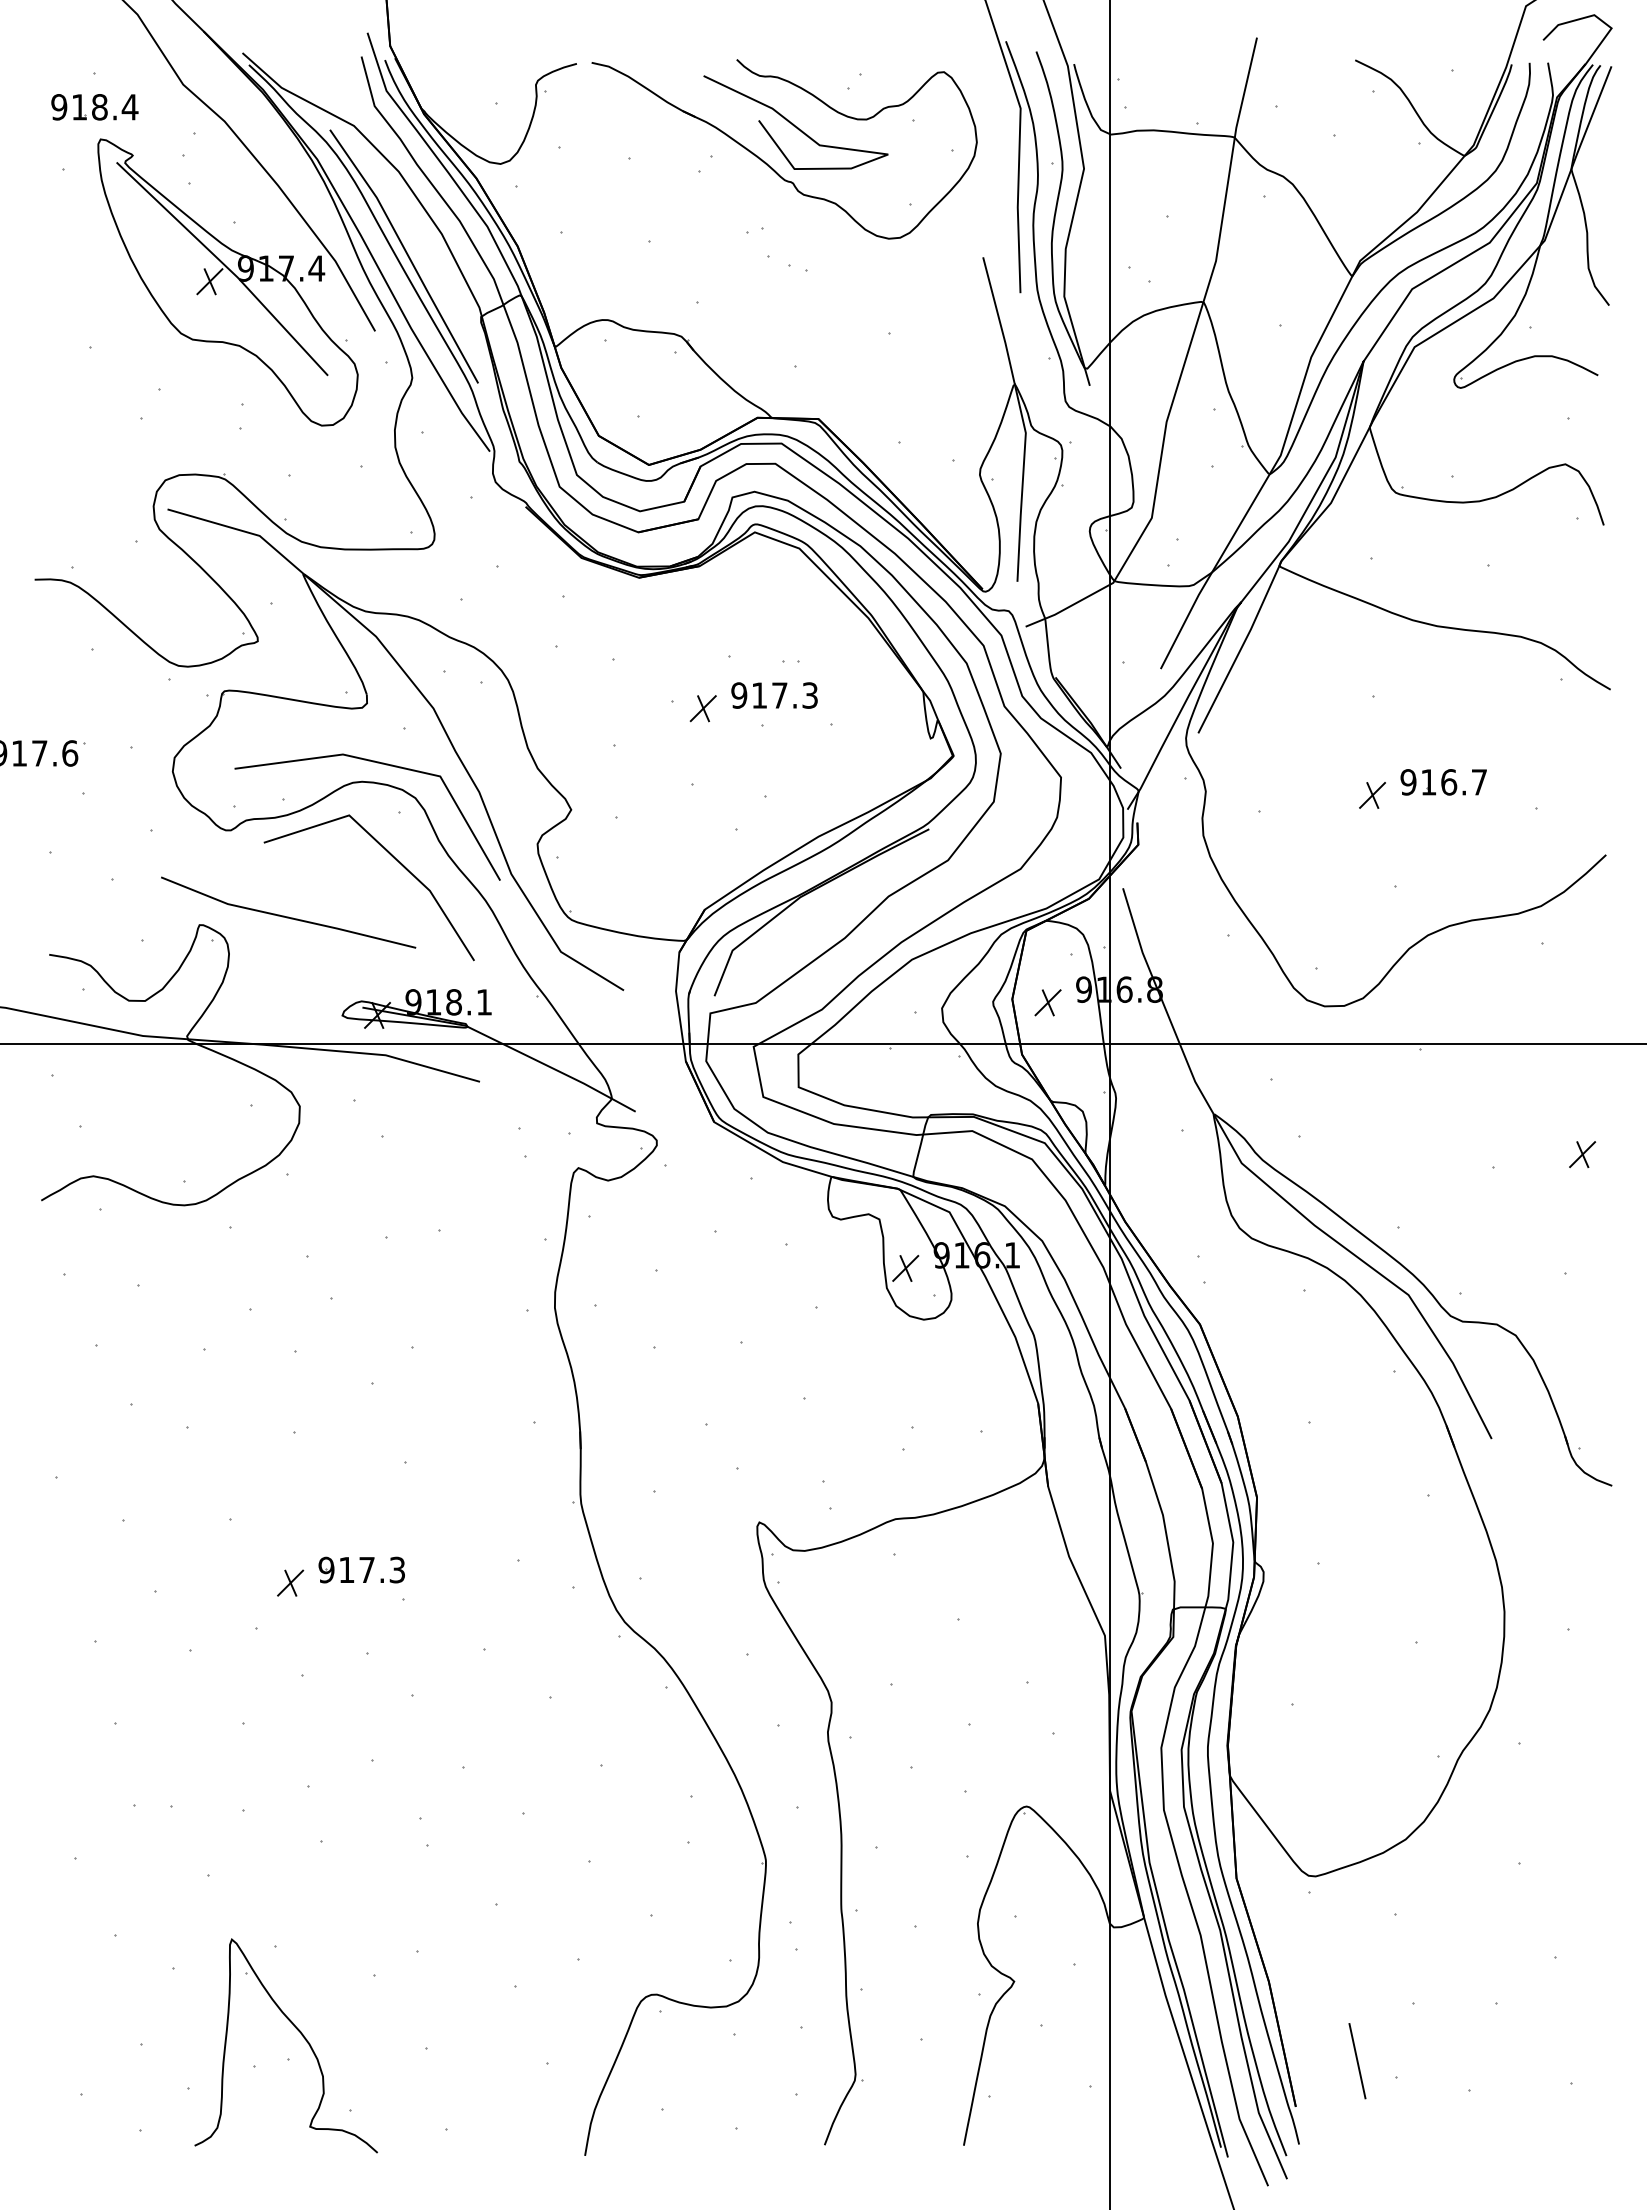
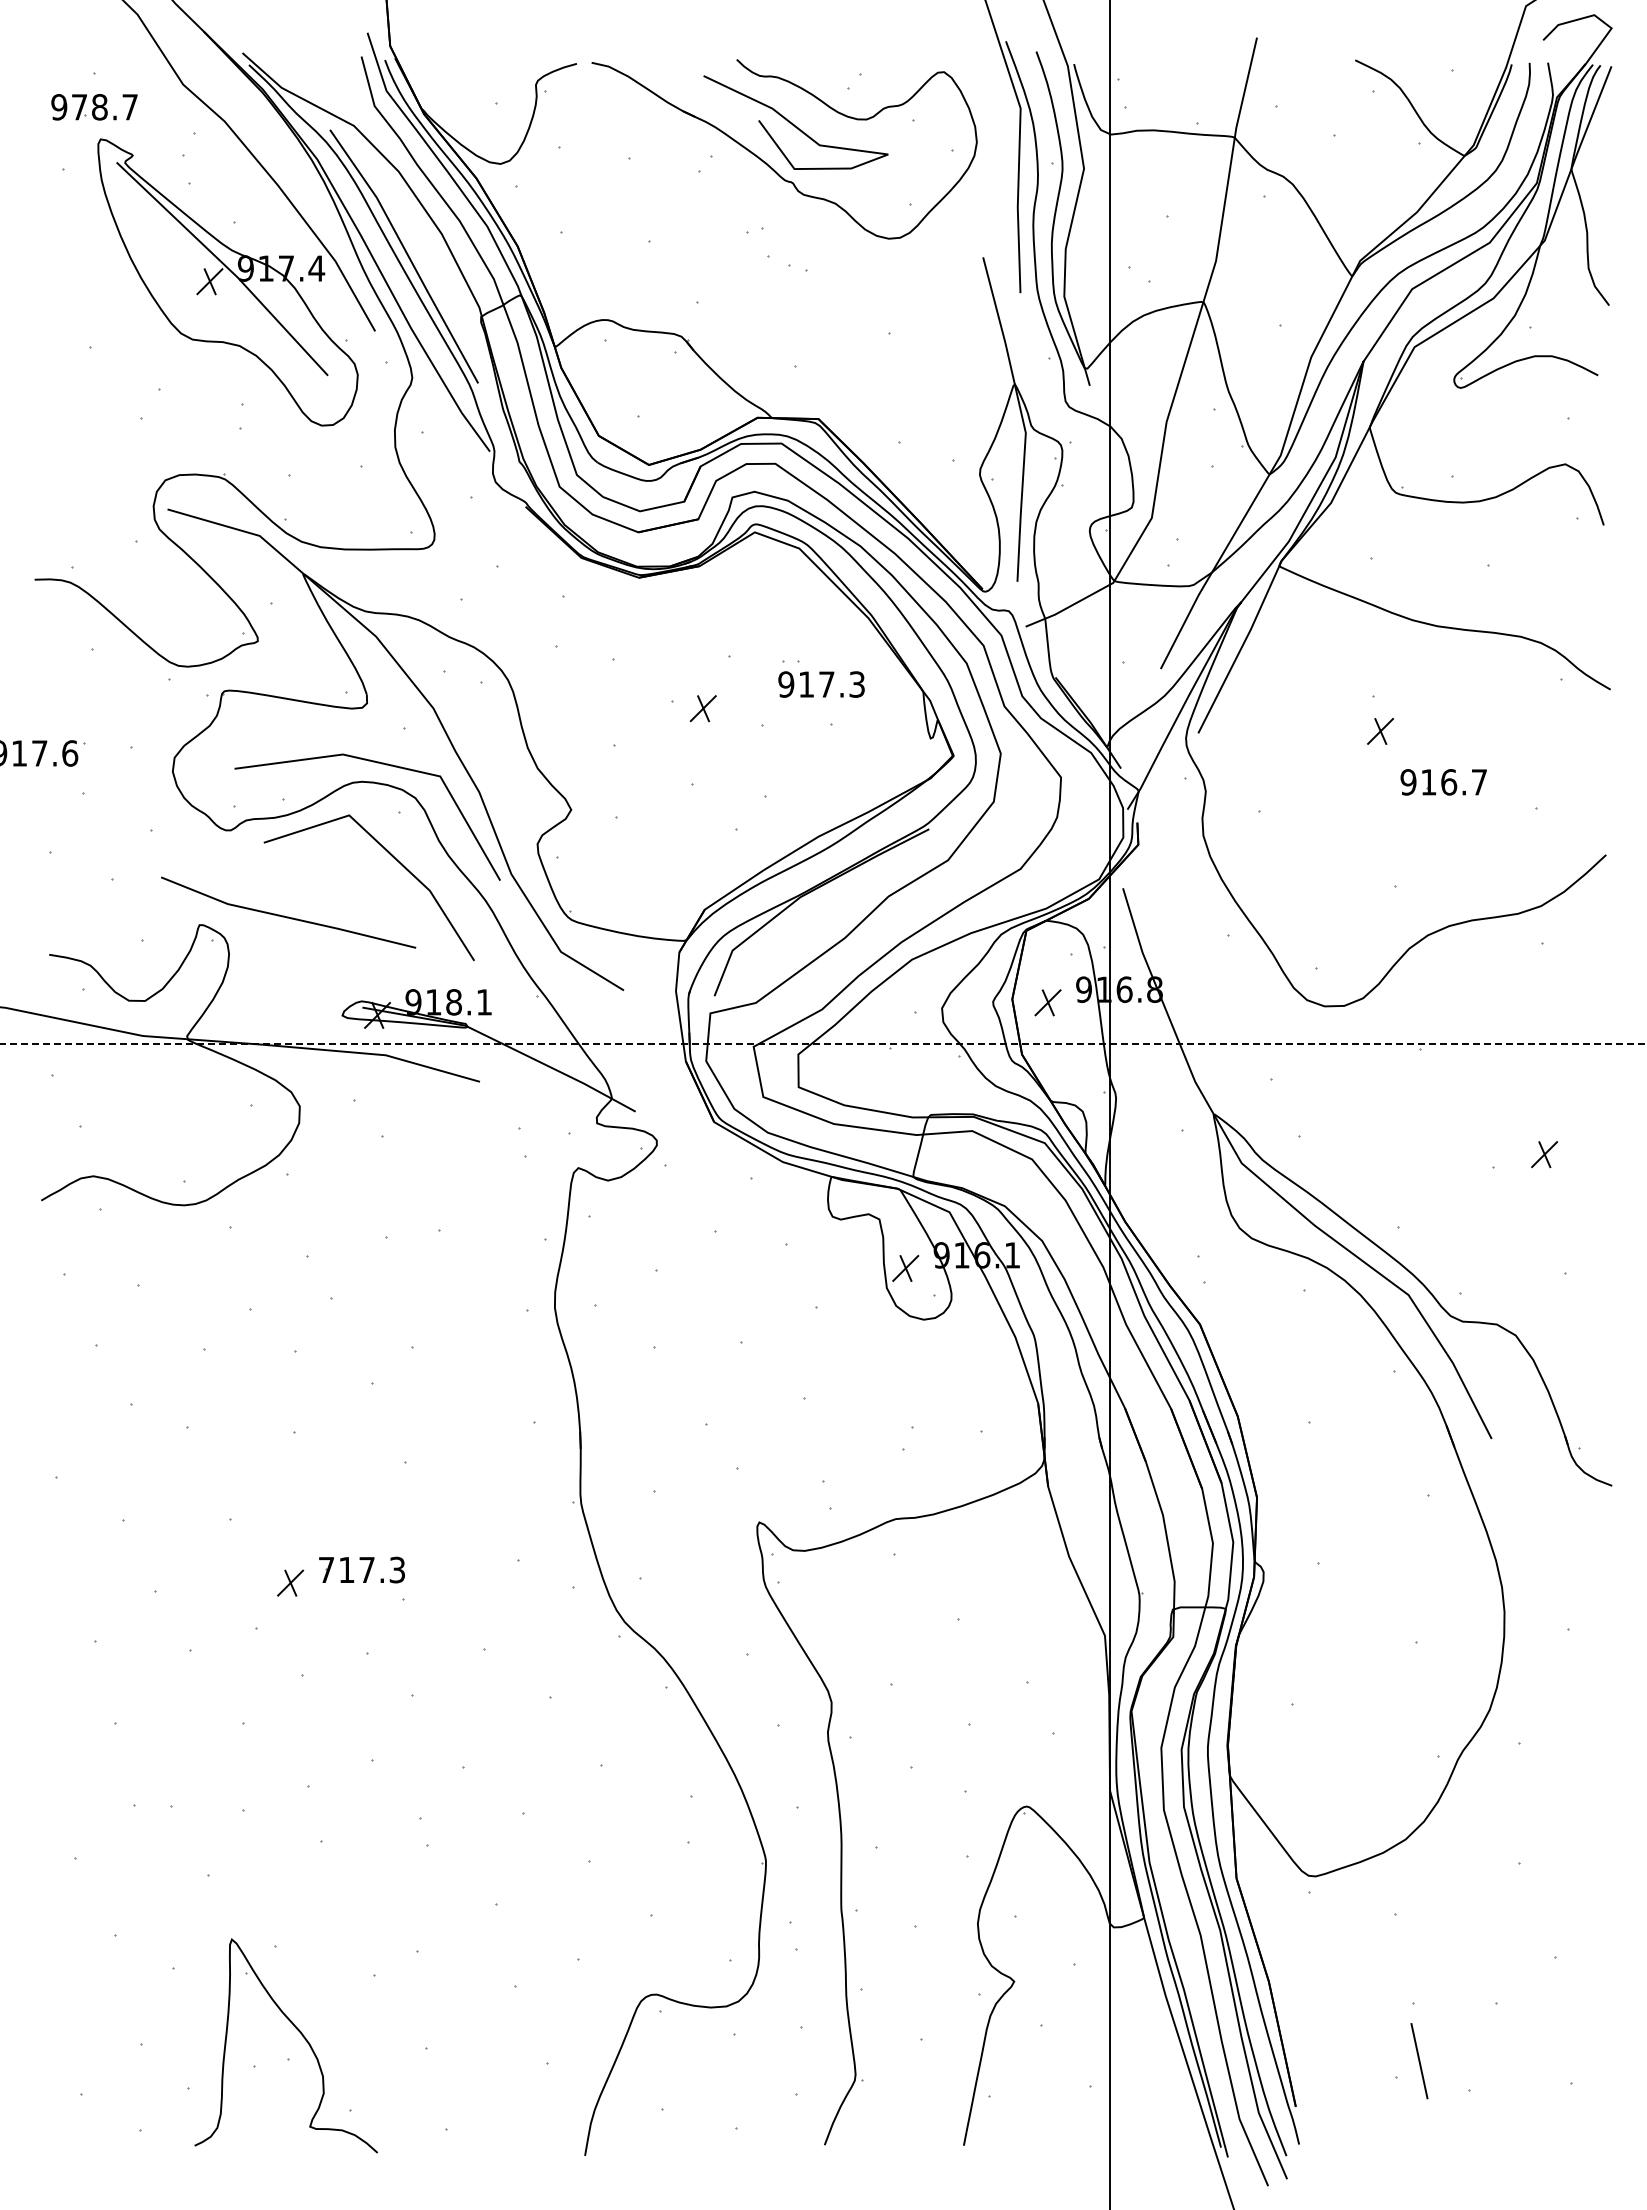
text: 918.4 -> 978.7 (105, 107)
text position: (774, 695) -> (821, 684) (821, 684)
part position: (1372, 795) -> (1380, 731) (1380, 731)
line: solid -> dashed (823, 1044)
part position: (1582, 1154) -> (1544, 1154) (1544, 1154)
text: 917.3 -> 717.3 (326, 1569)
line position: (1357, 2061) -> (1419, 2061) (1419, 2061)
